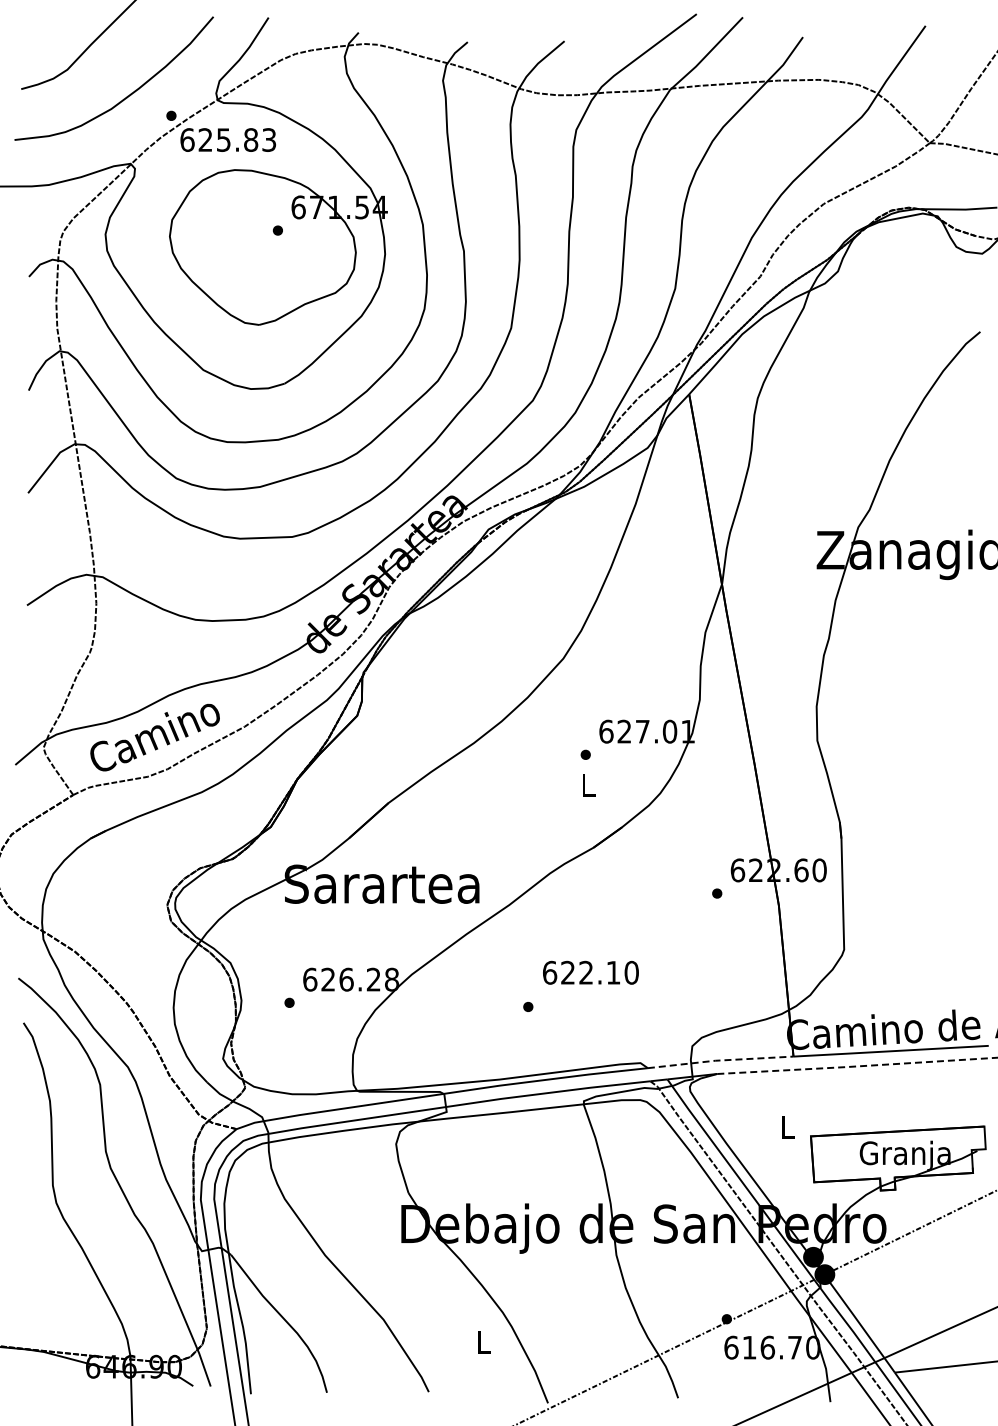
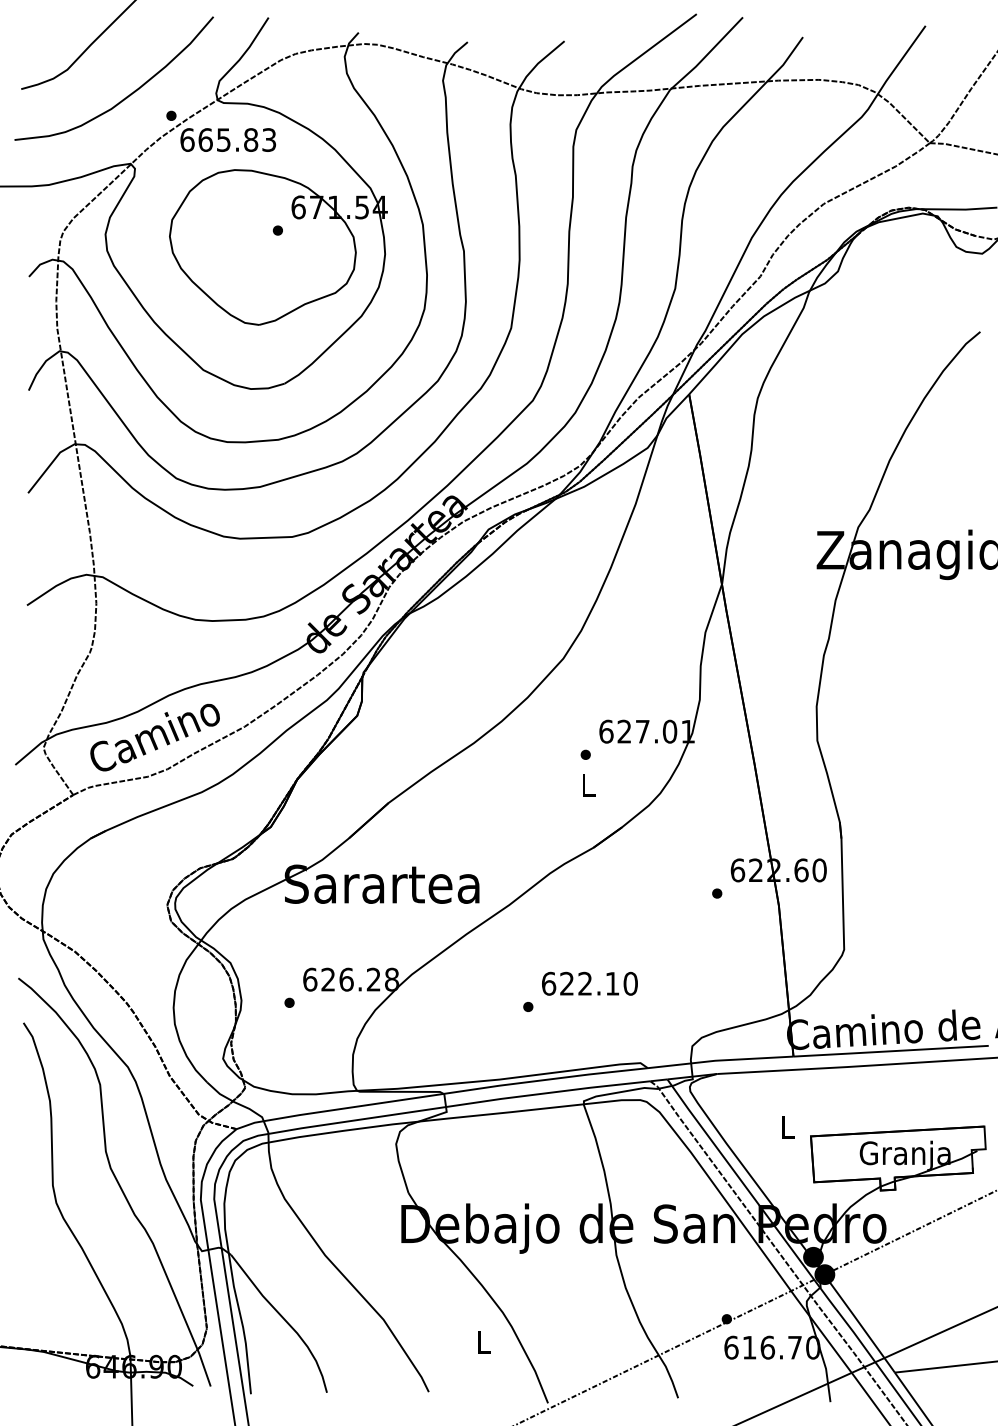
text: 625.83 -> 665.83 (205, 139)
text position: (590, 972) -> (589, 983) (589, 983)
line: dashed -> solid (720, 1060)
line: dashed -> solid (857, 1066)
